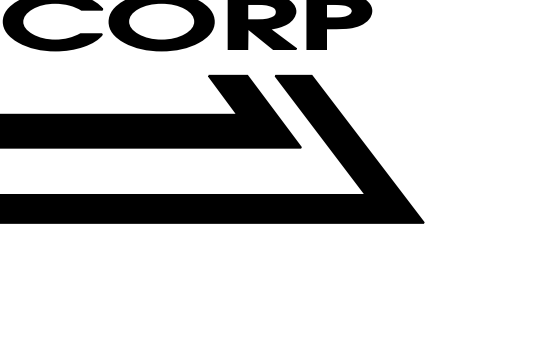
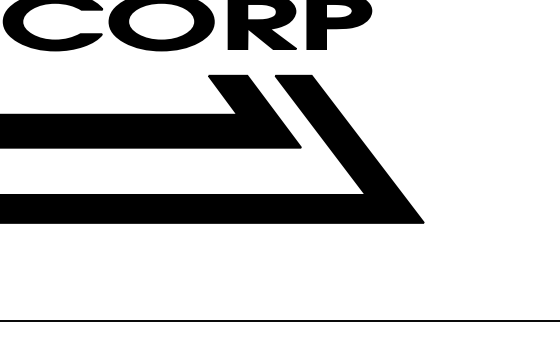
line: none -> present (279, 320)
